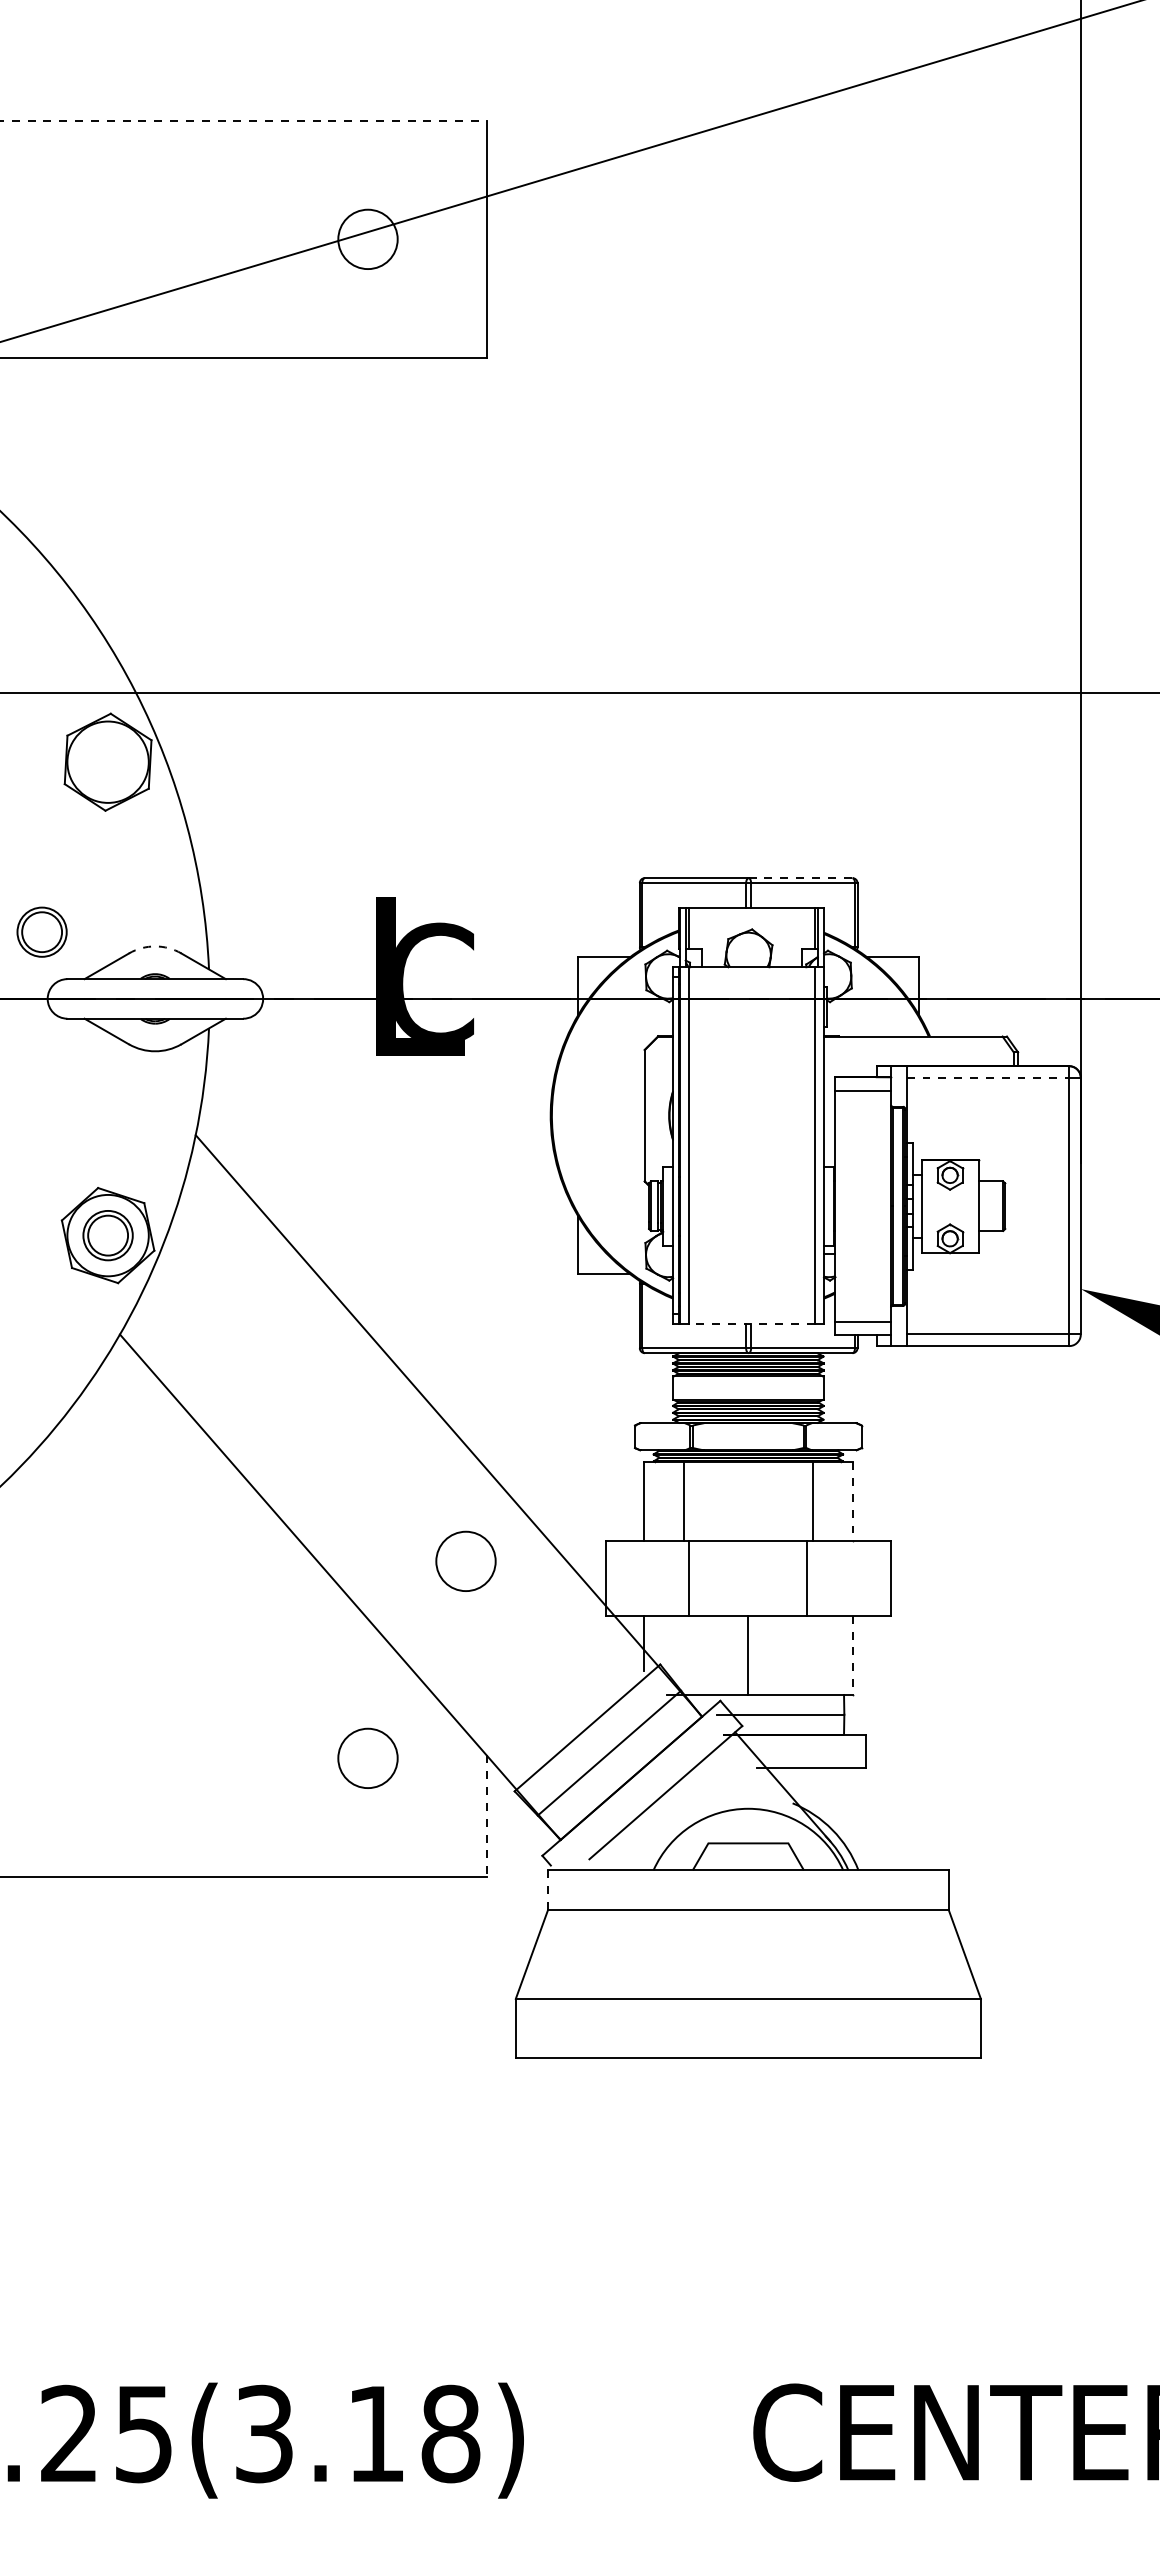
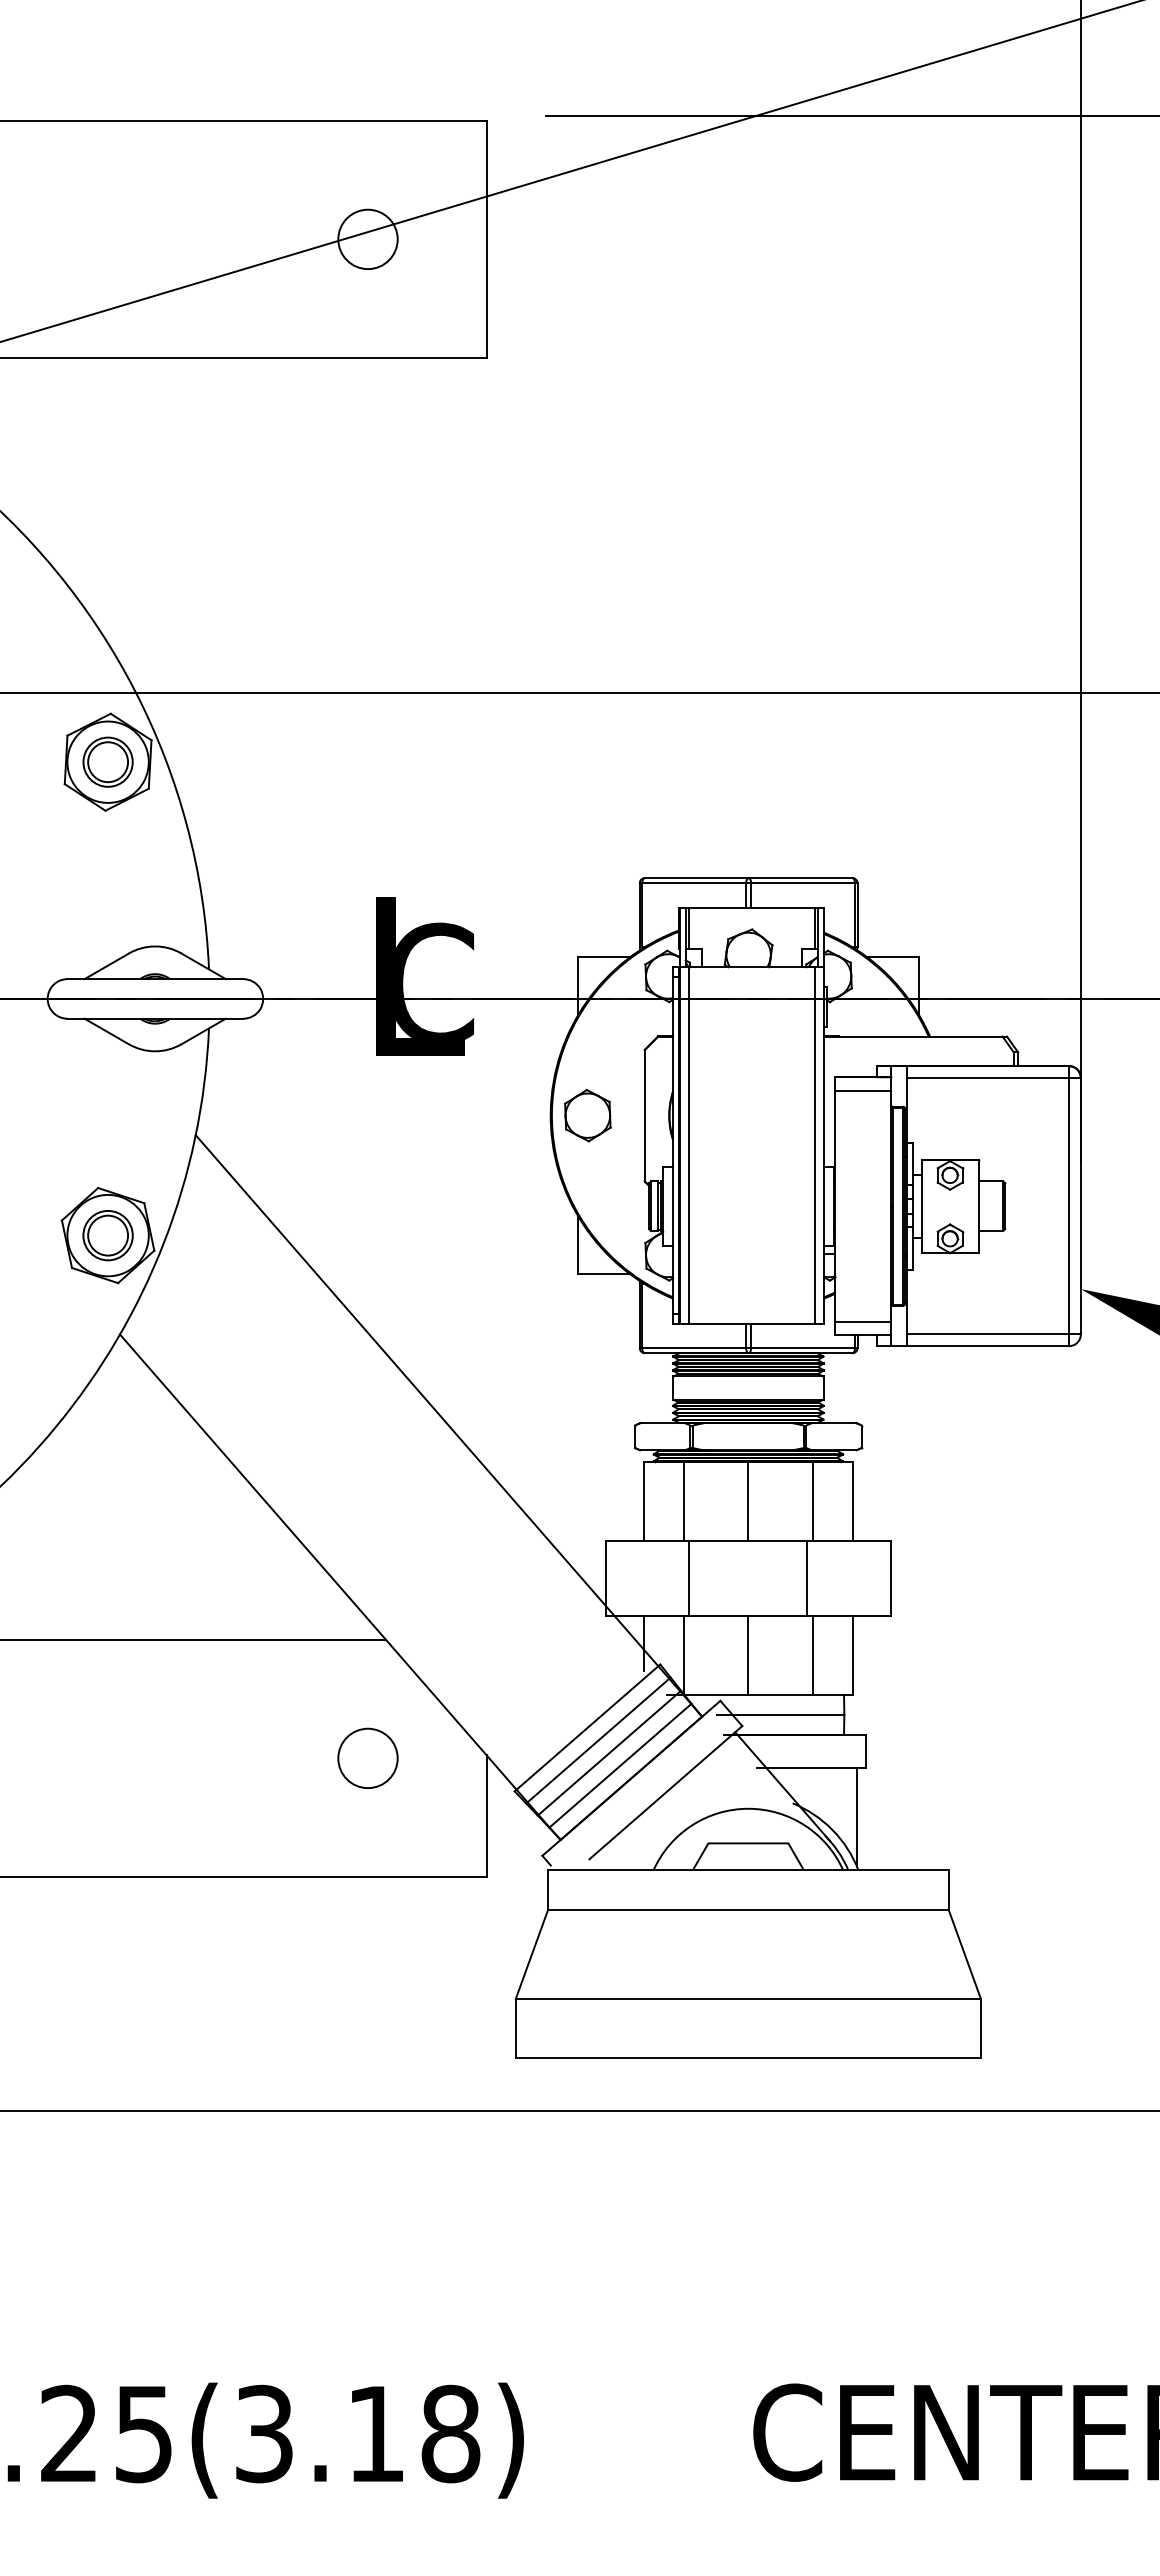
line: none -> present (851, 115)
line: dashed -> solid (243, 120)
line: dashed -> solid (800, 878)
part position: (41, 931) -> (107, 761) (107, 761)
arc: dashed -> solid (155, 946)
line: dashed -> solid (988, 1078)
part: none -> present (587, 1115)
line: dashed -> solid (751, 1323)
line: none -> present (748, 1501)
line: dashed -> solid (853, 1501)
circle: present -> none (465, 1560)
line: none -> present (193, 1639)
line: none -> present (683, 1654)
line: none -> present (813, 1654)
line: dashed -> solid (853, 1655)
line: none -> present (598, 1740)
line: none -> present (620, 1765)
line: dashed -> solid (486, 1816)
line: none -> present (857, 1816)
line: dashed -> solid (548, 1890)
line: none -> present (579, 2111)
